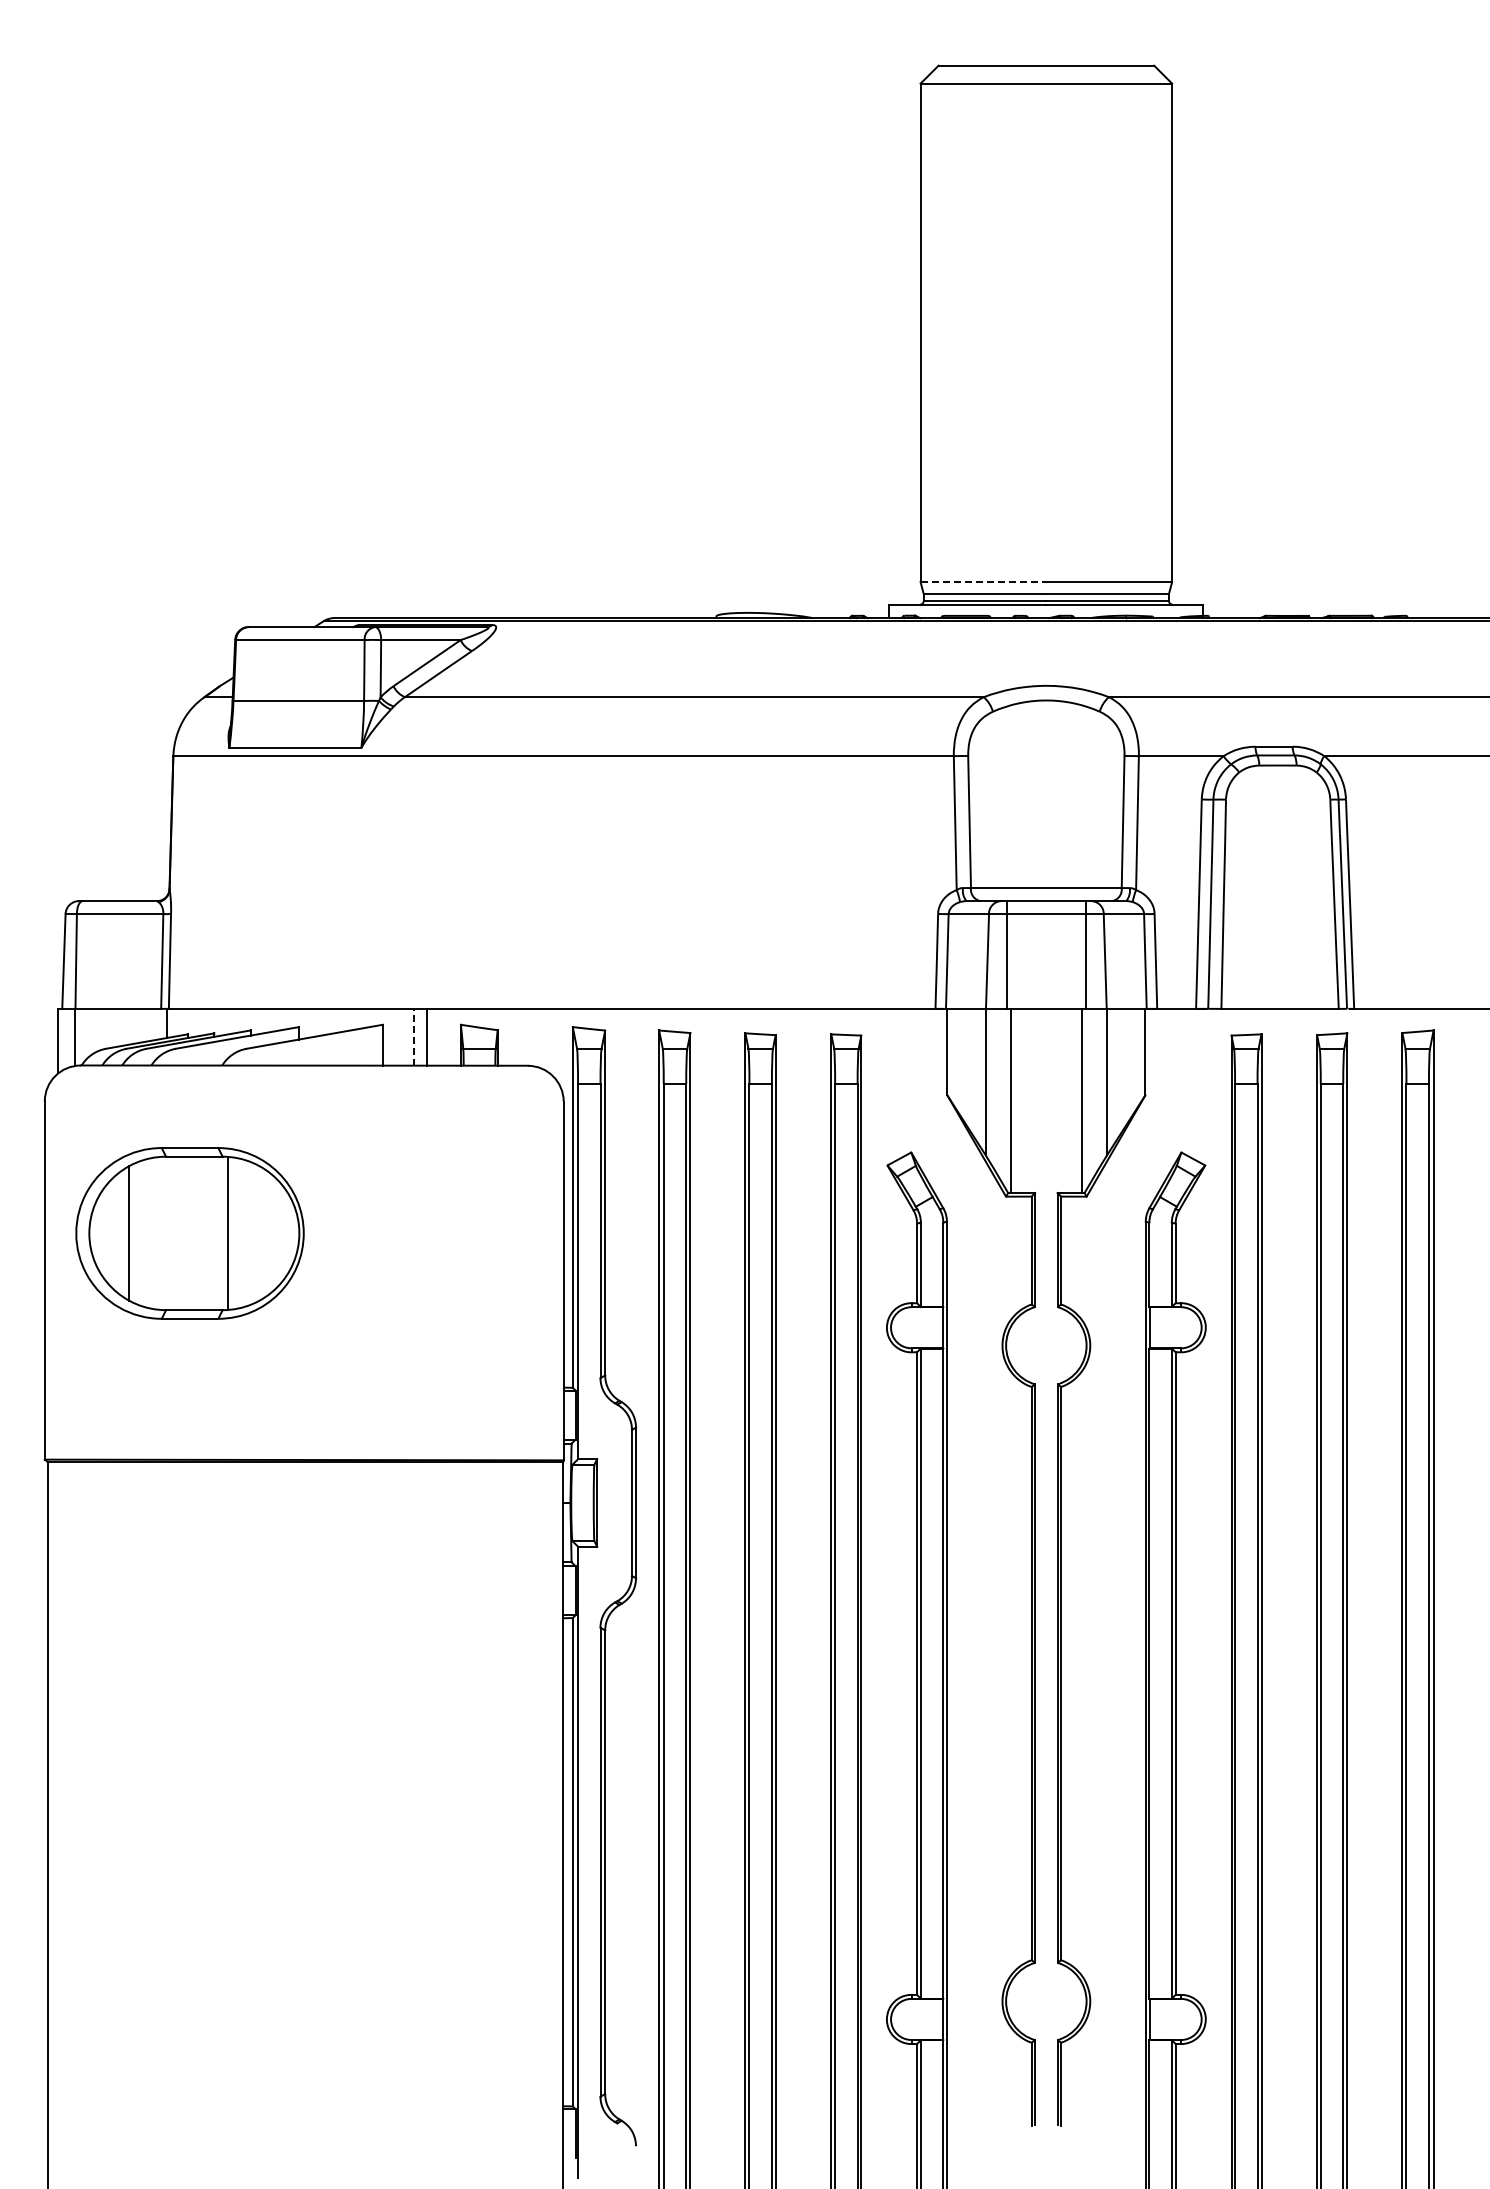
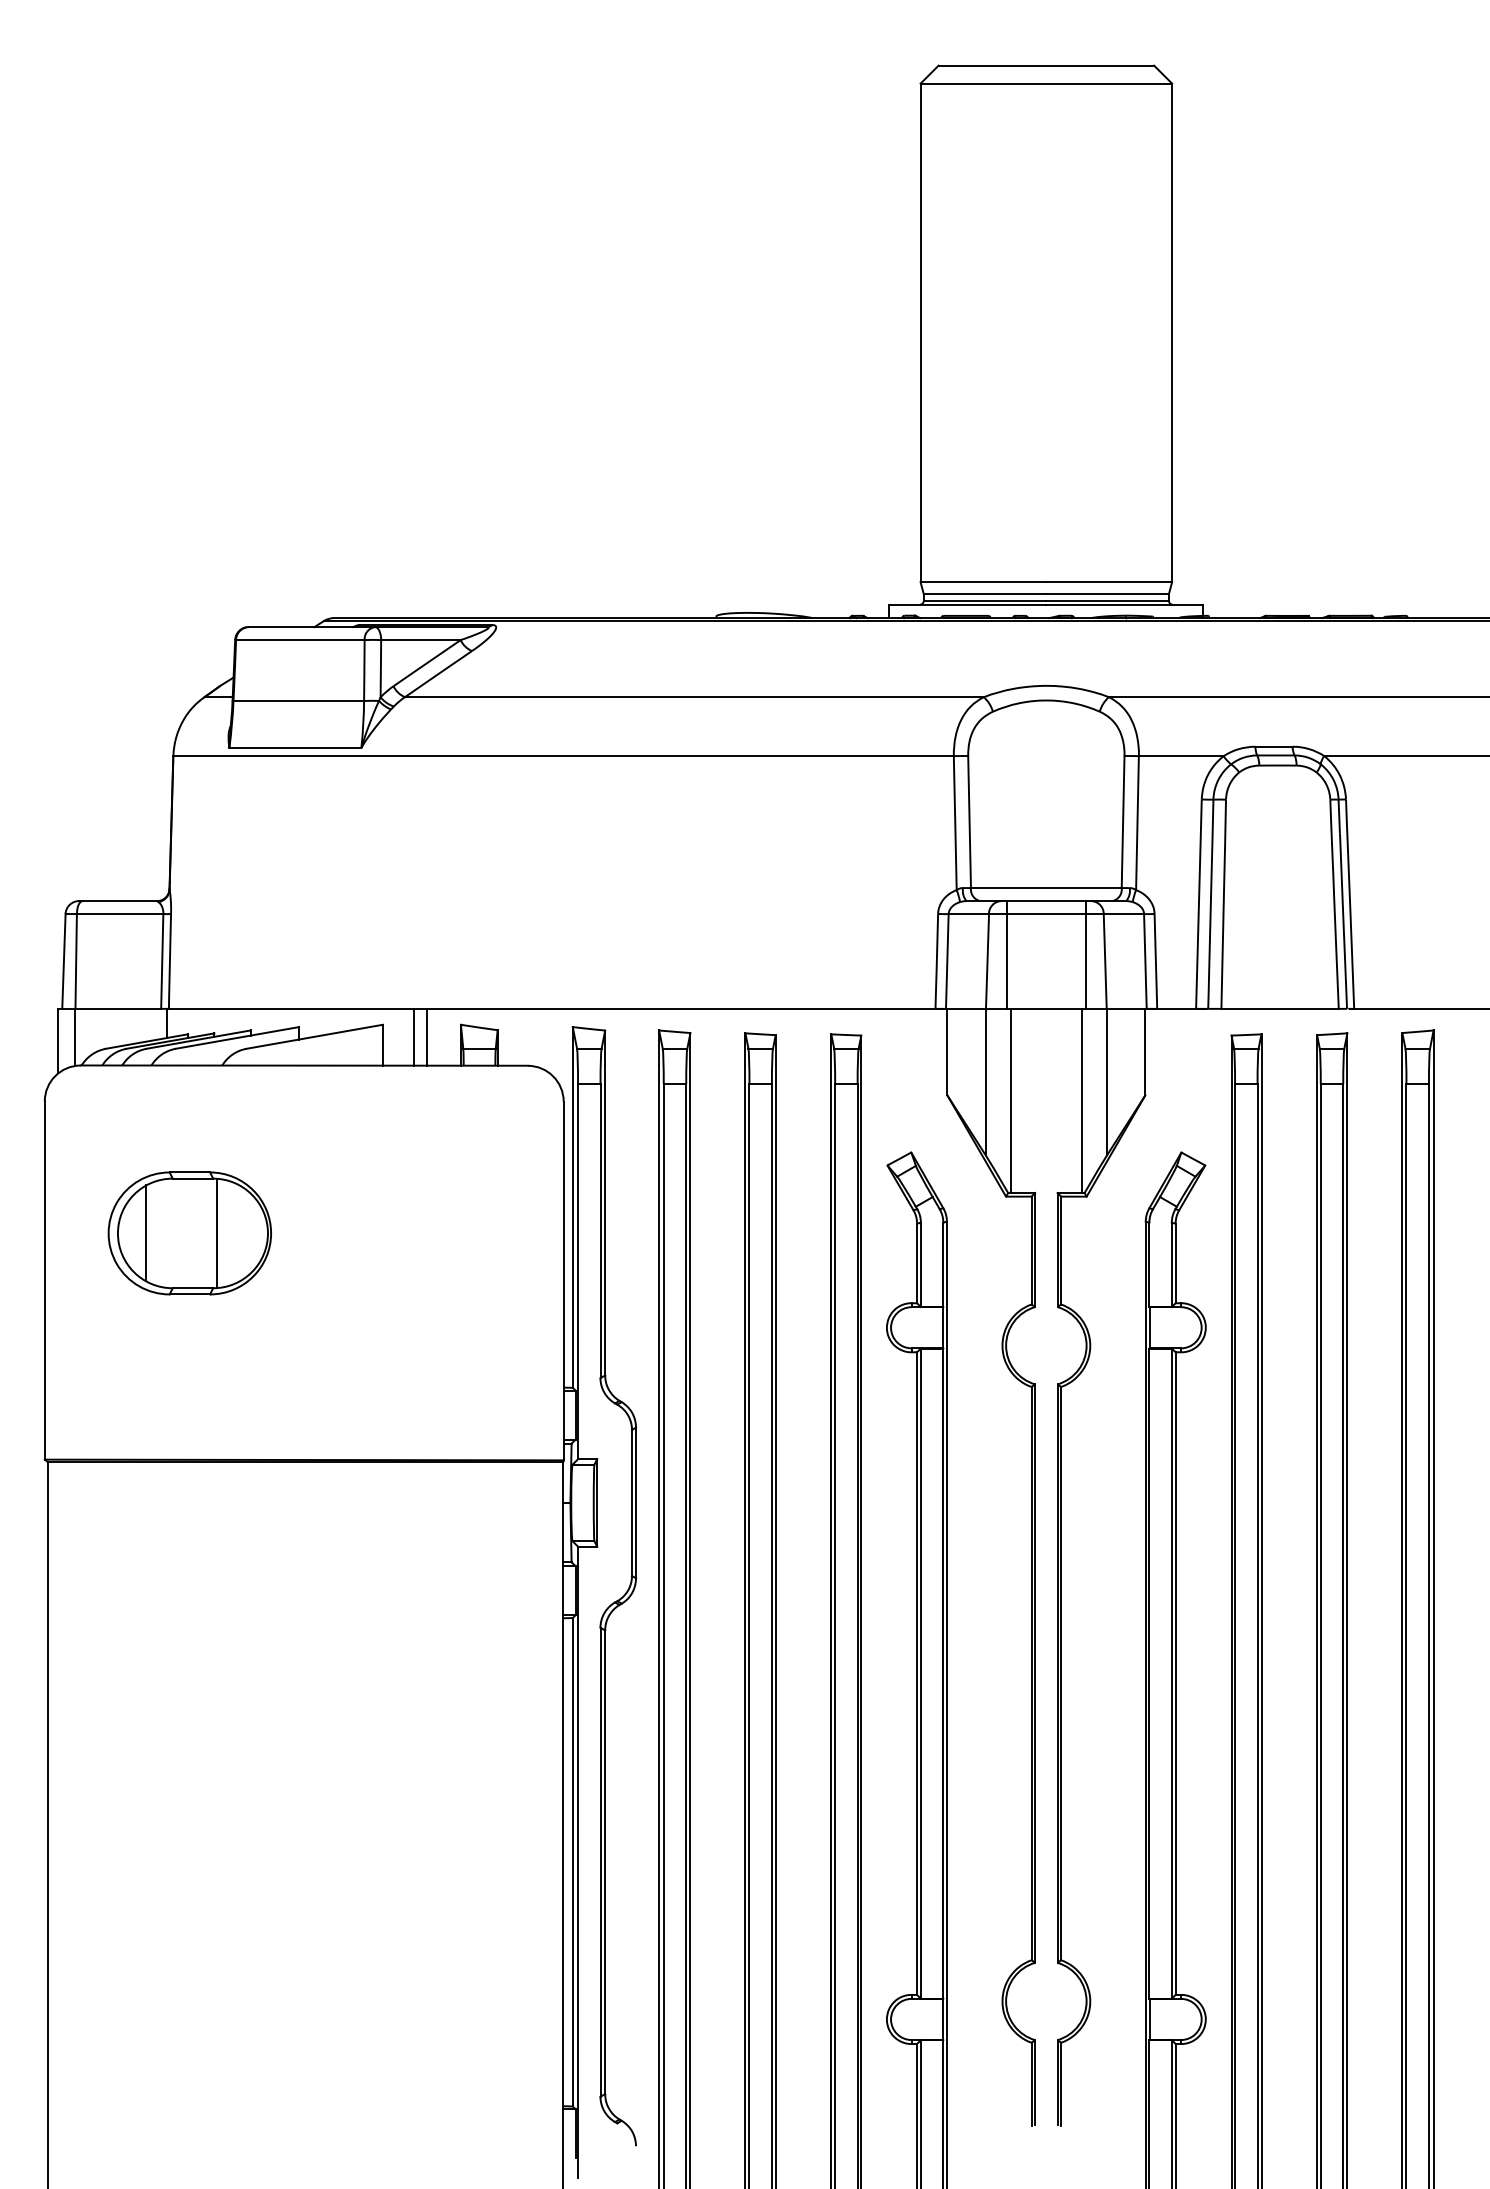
line: dashed -> solid (983, 582)
line: dashed -> solid (414, 1036)
part size: 230x173 px -> 165x125 px (189, 1233)
